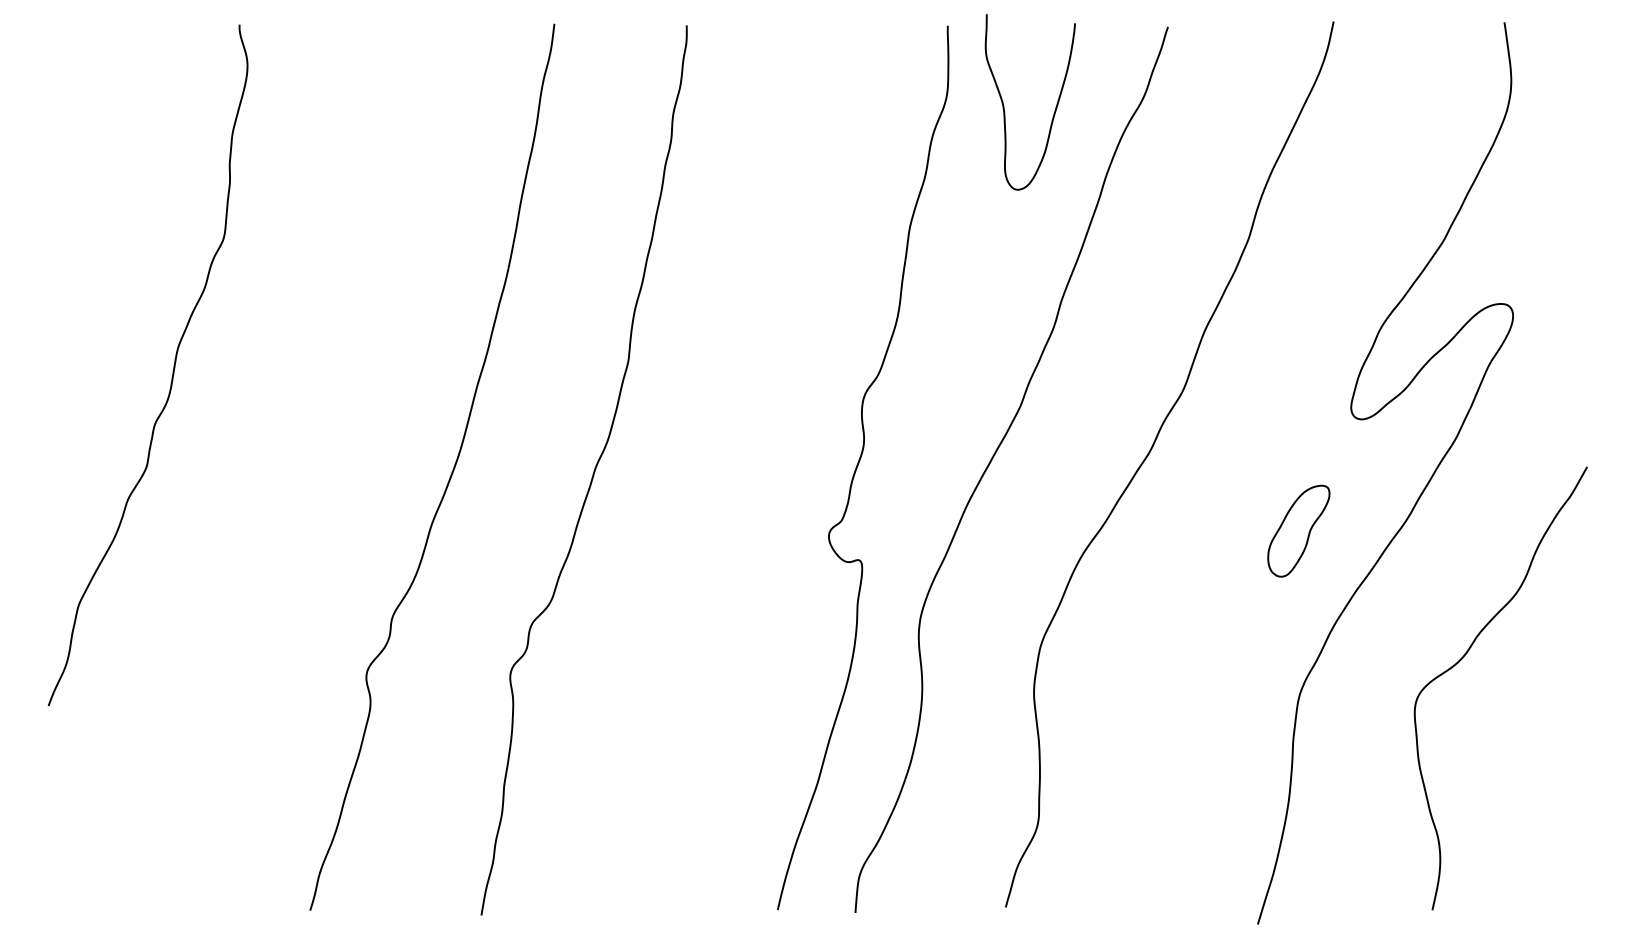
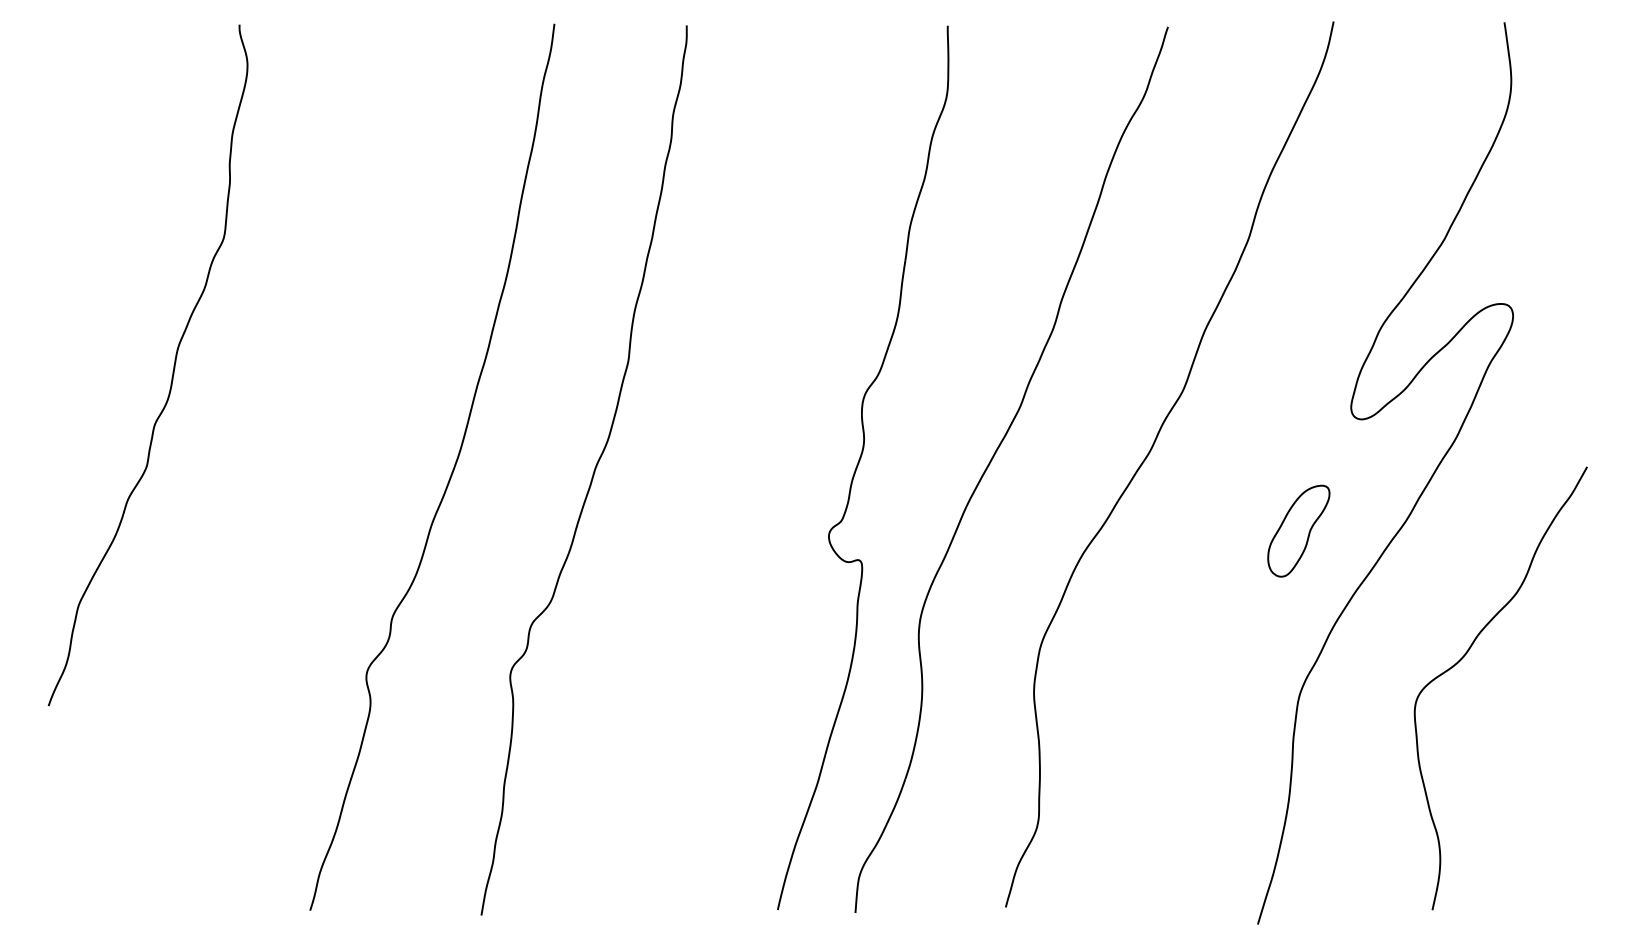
curve: present -> none (1004, 105)
